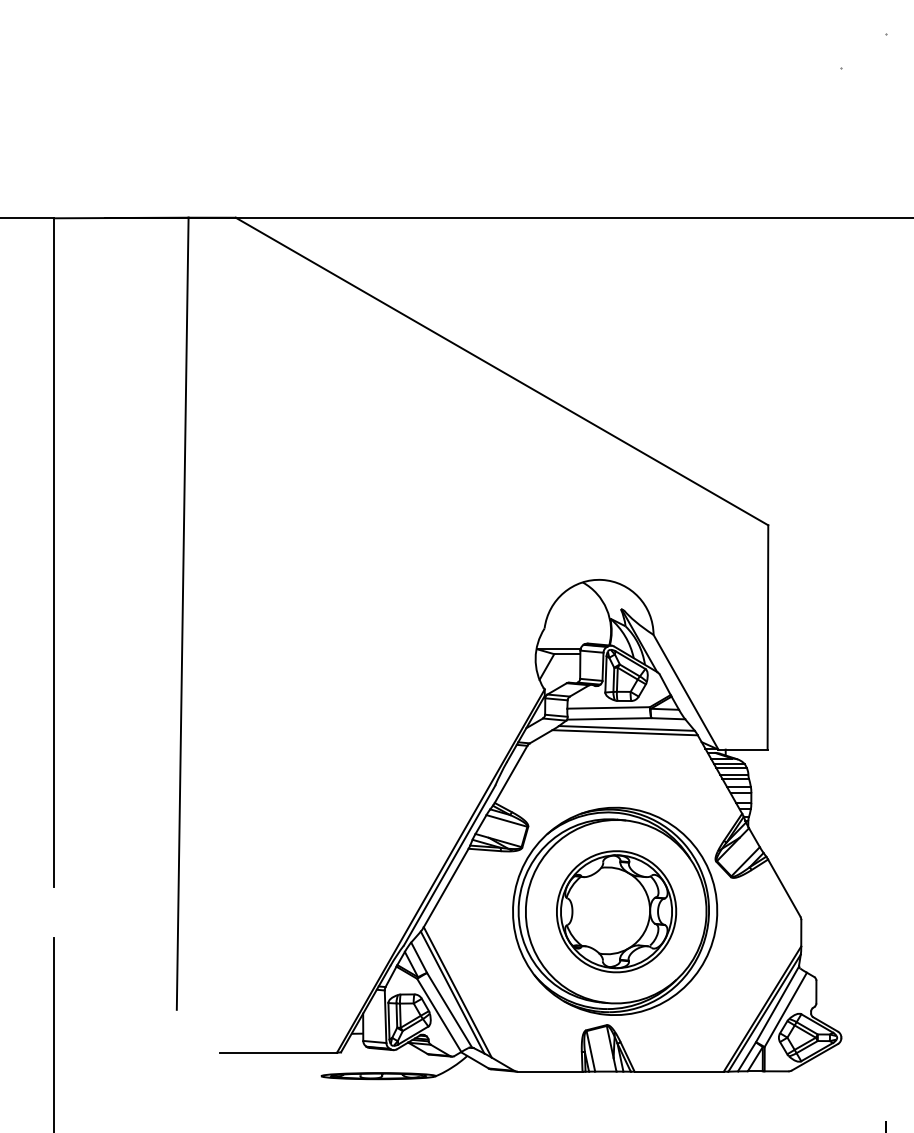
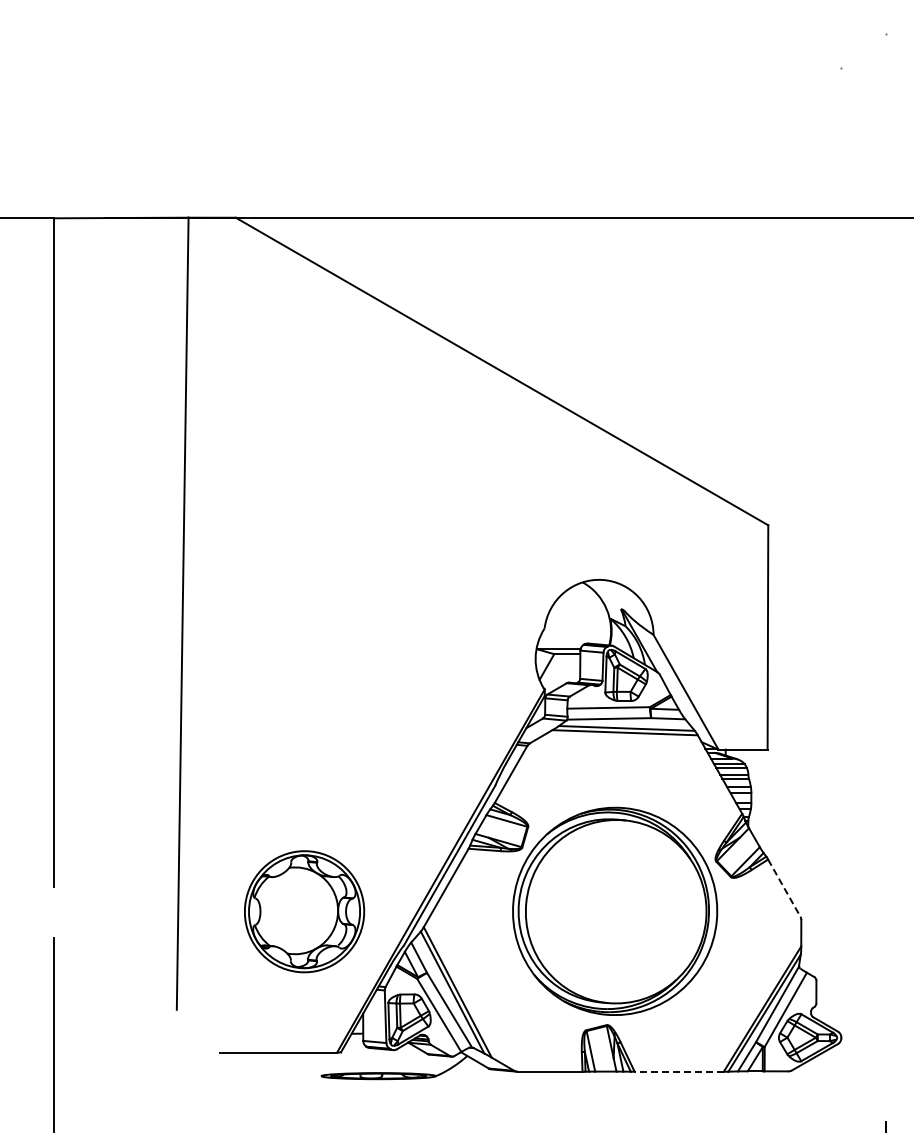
line: solid -> dashed (784, 888)
part position: (616, 911) -> (304, 911) (304, 911)
line: solid -> dashed (679, 1071)
